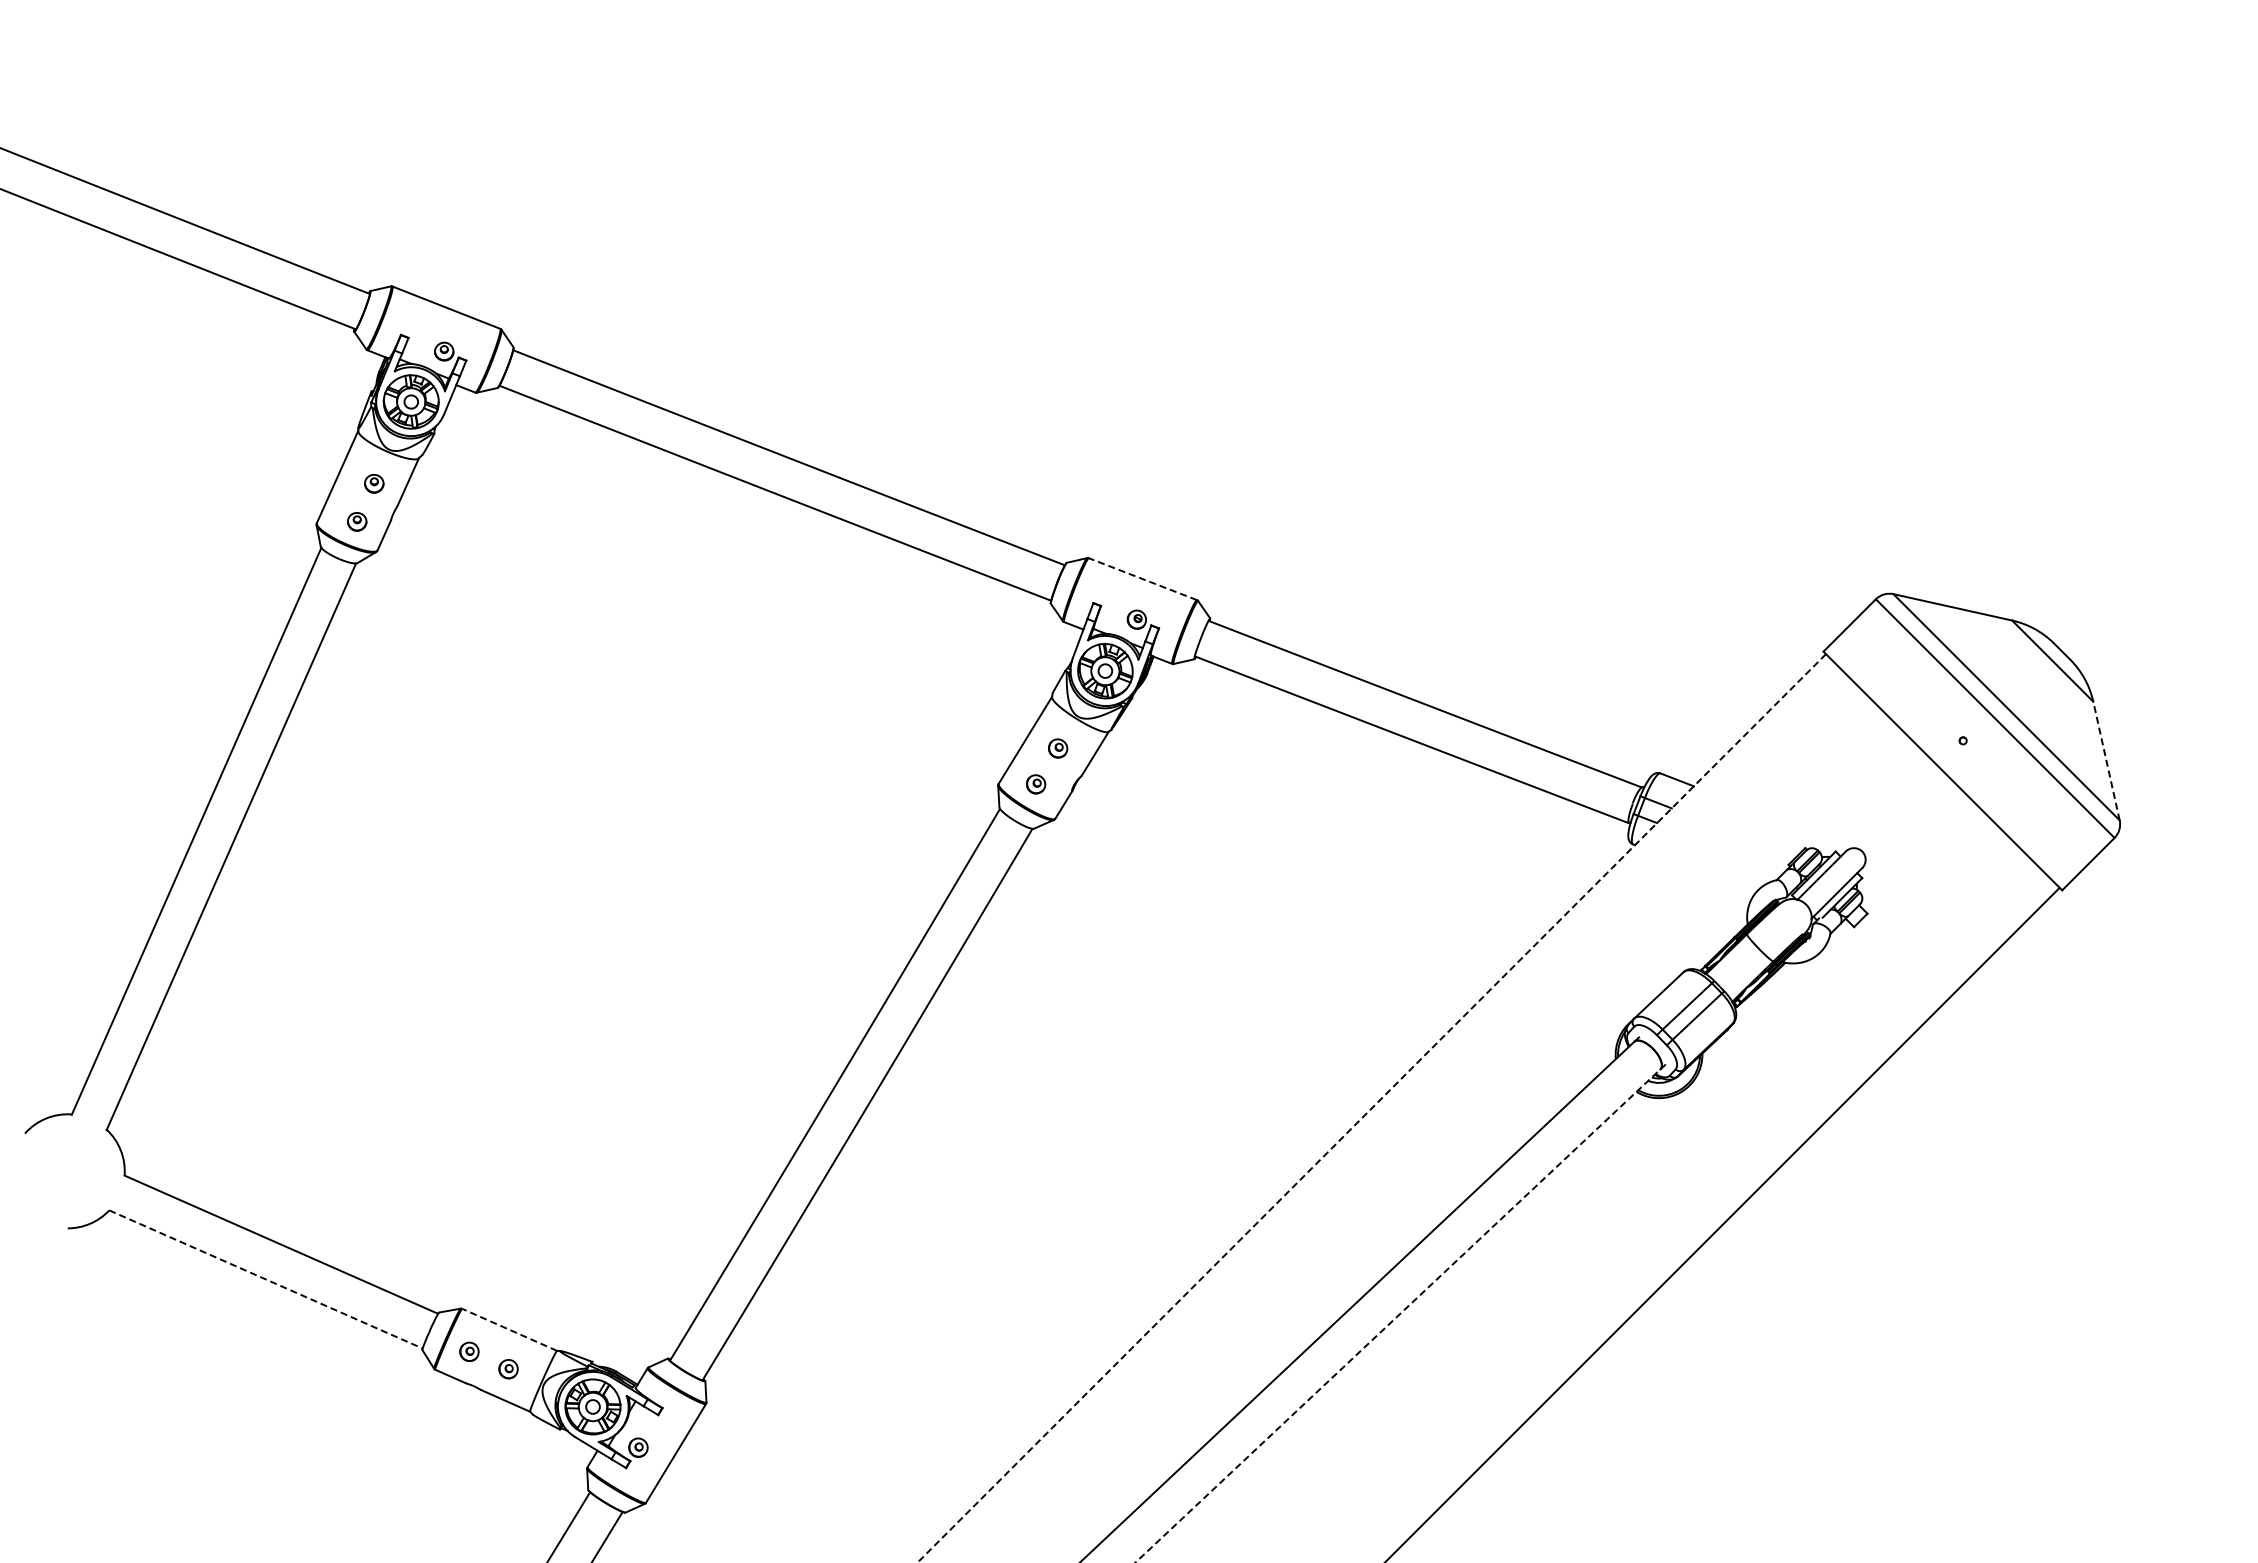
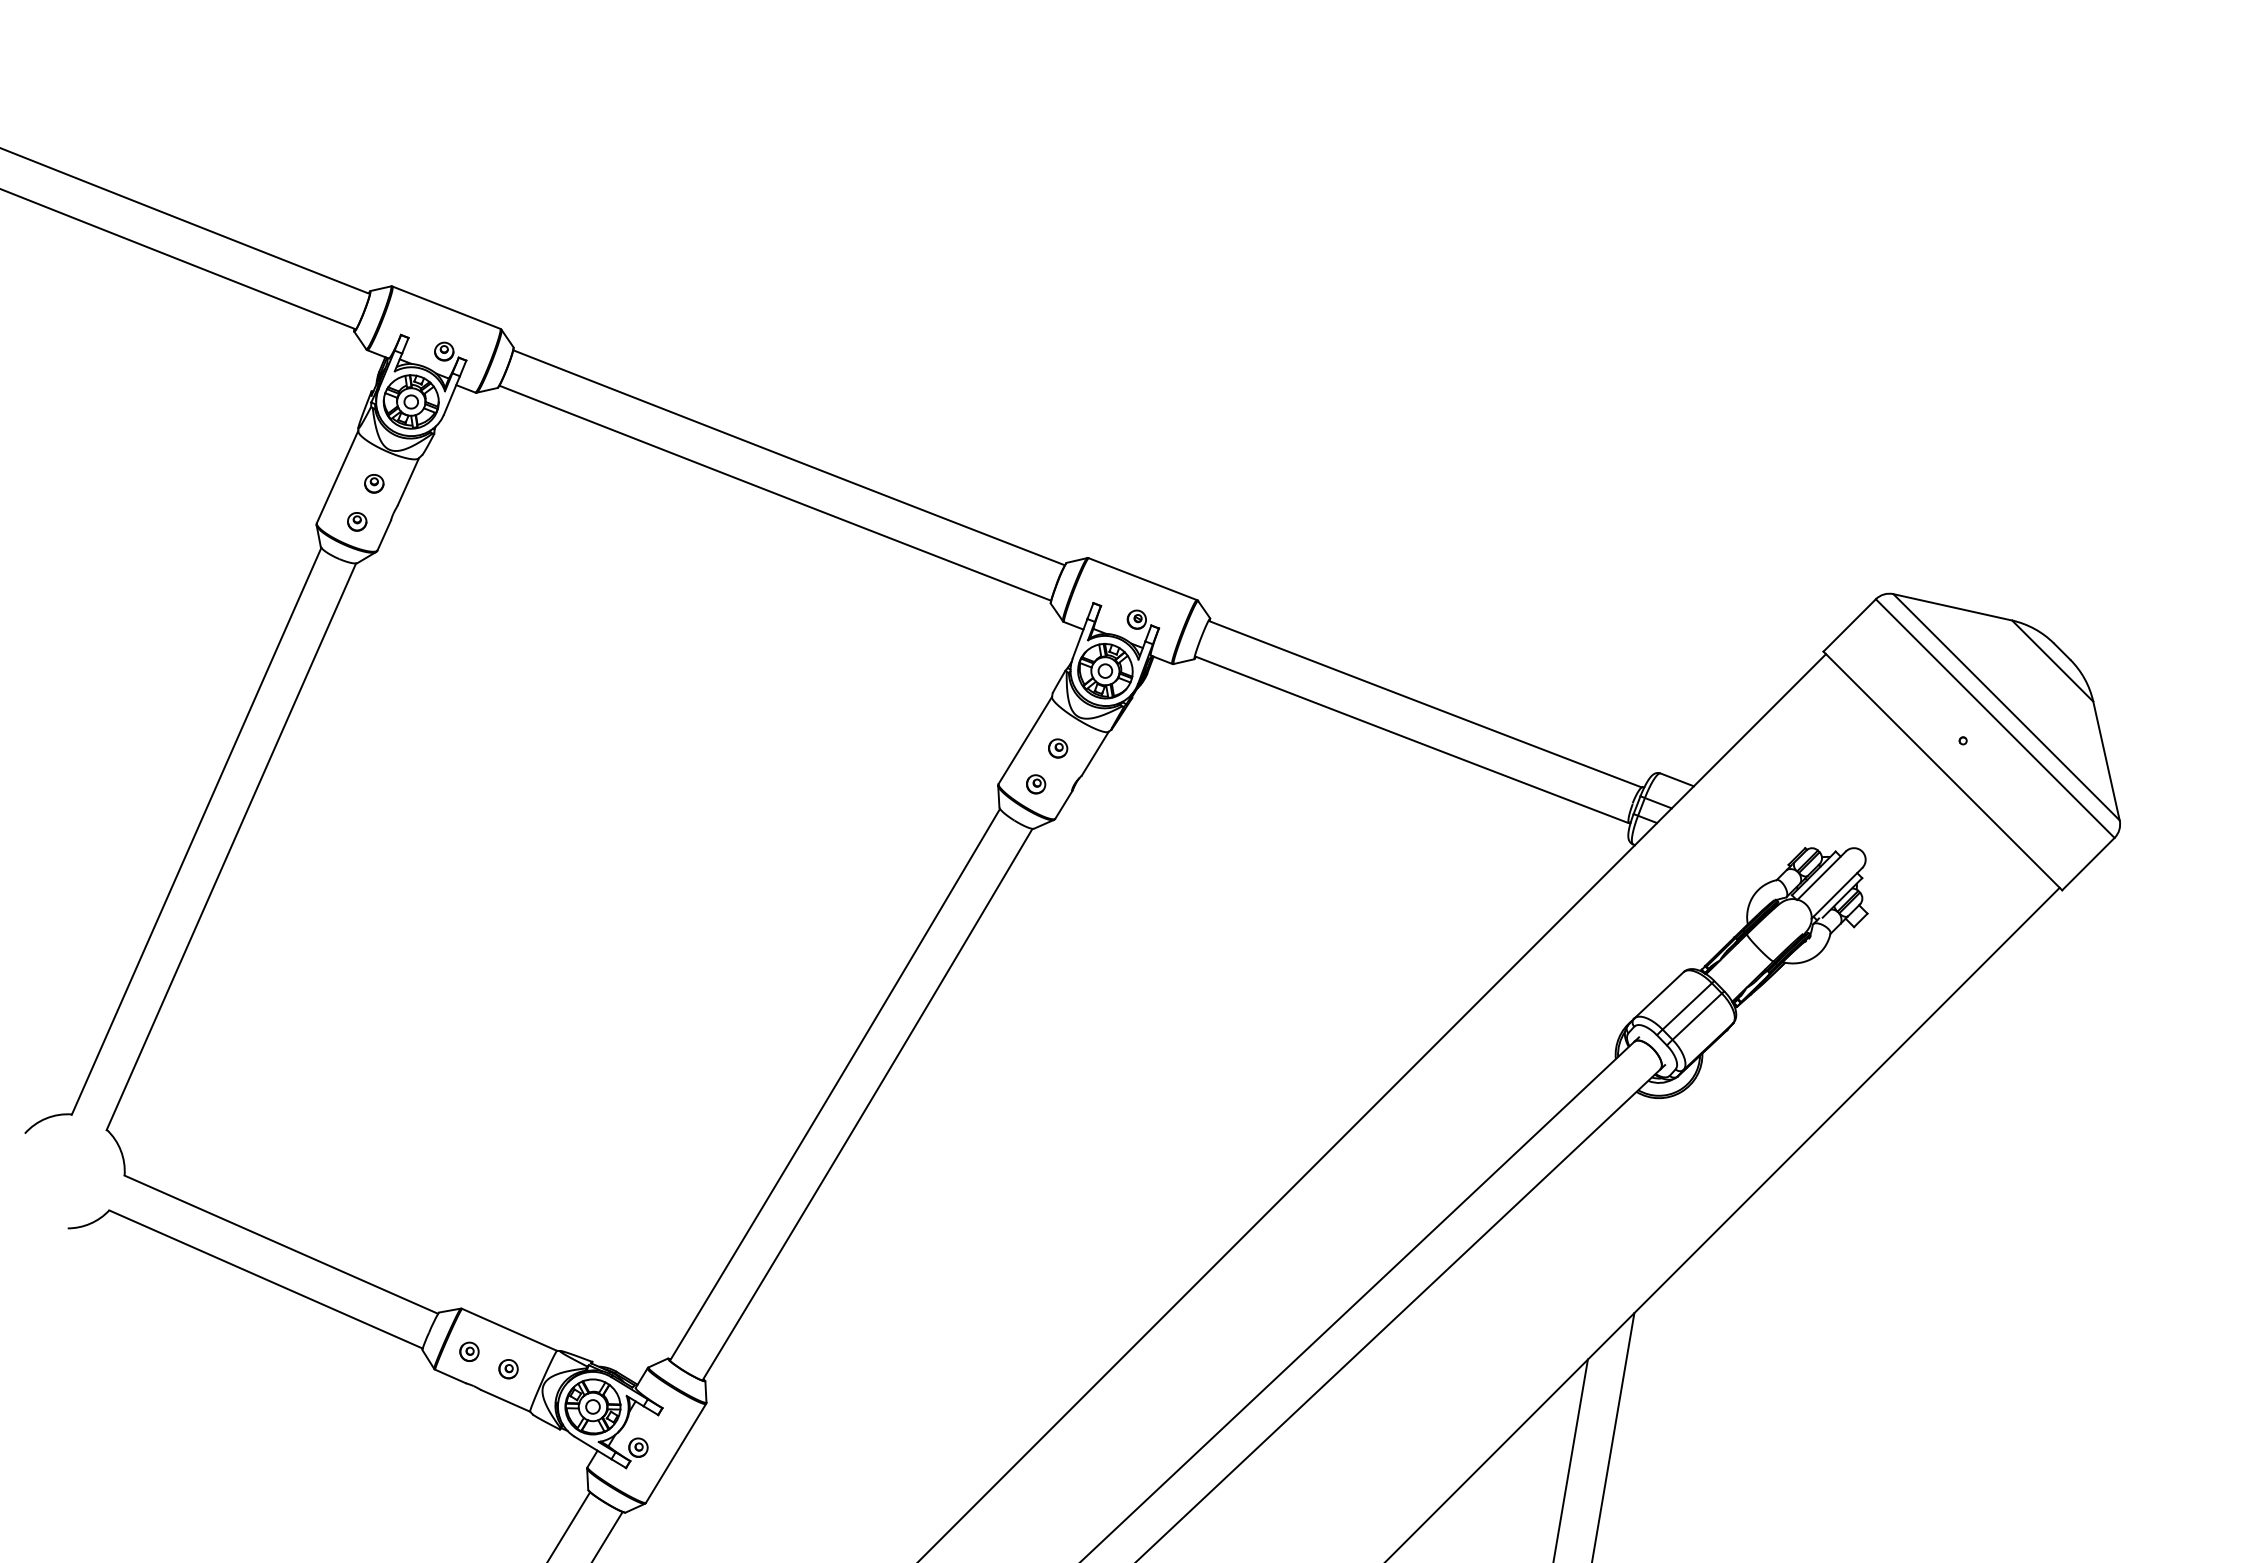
line: dashed -> solid (1142, 579)
line: dashed -> solid (2106, 761)
line: dashed -> solid (1371, 1108)
line: dashed -> solid (266, 1279)
line: dashed -> solid (1398, 1315)
line: dashed -> solid (509, 1329)
line: none -> present (1613, 1436)
line: none -> present (1570, 1459)
